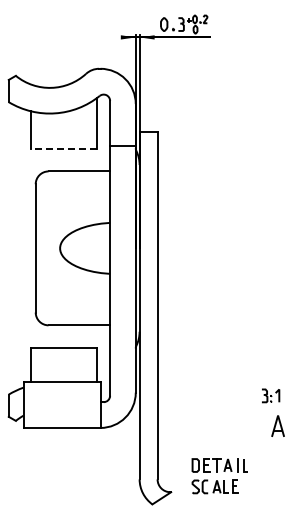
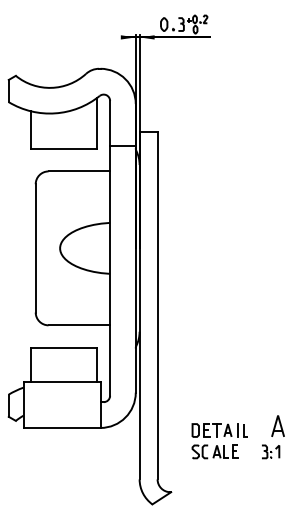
line: dashed -> solid (63, 148)
part position: (271, 395) -> (271, 451) (271, 451)
part position: (219, 476) -> (219, 441) (219, 441)
